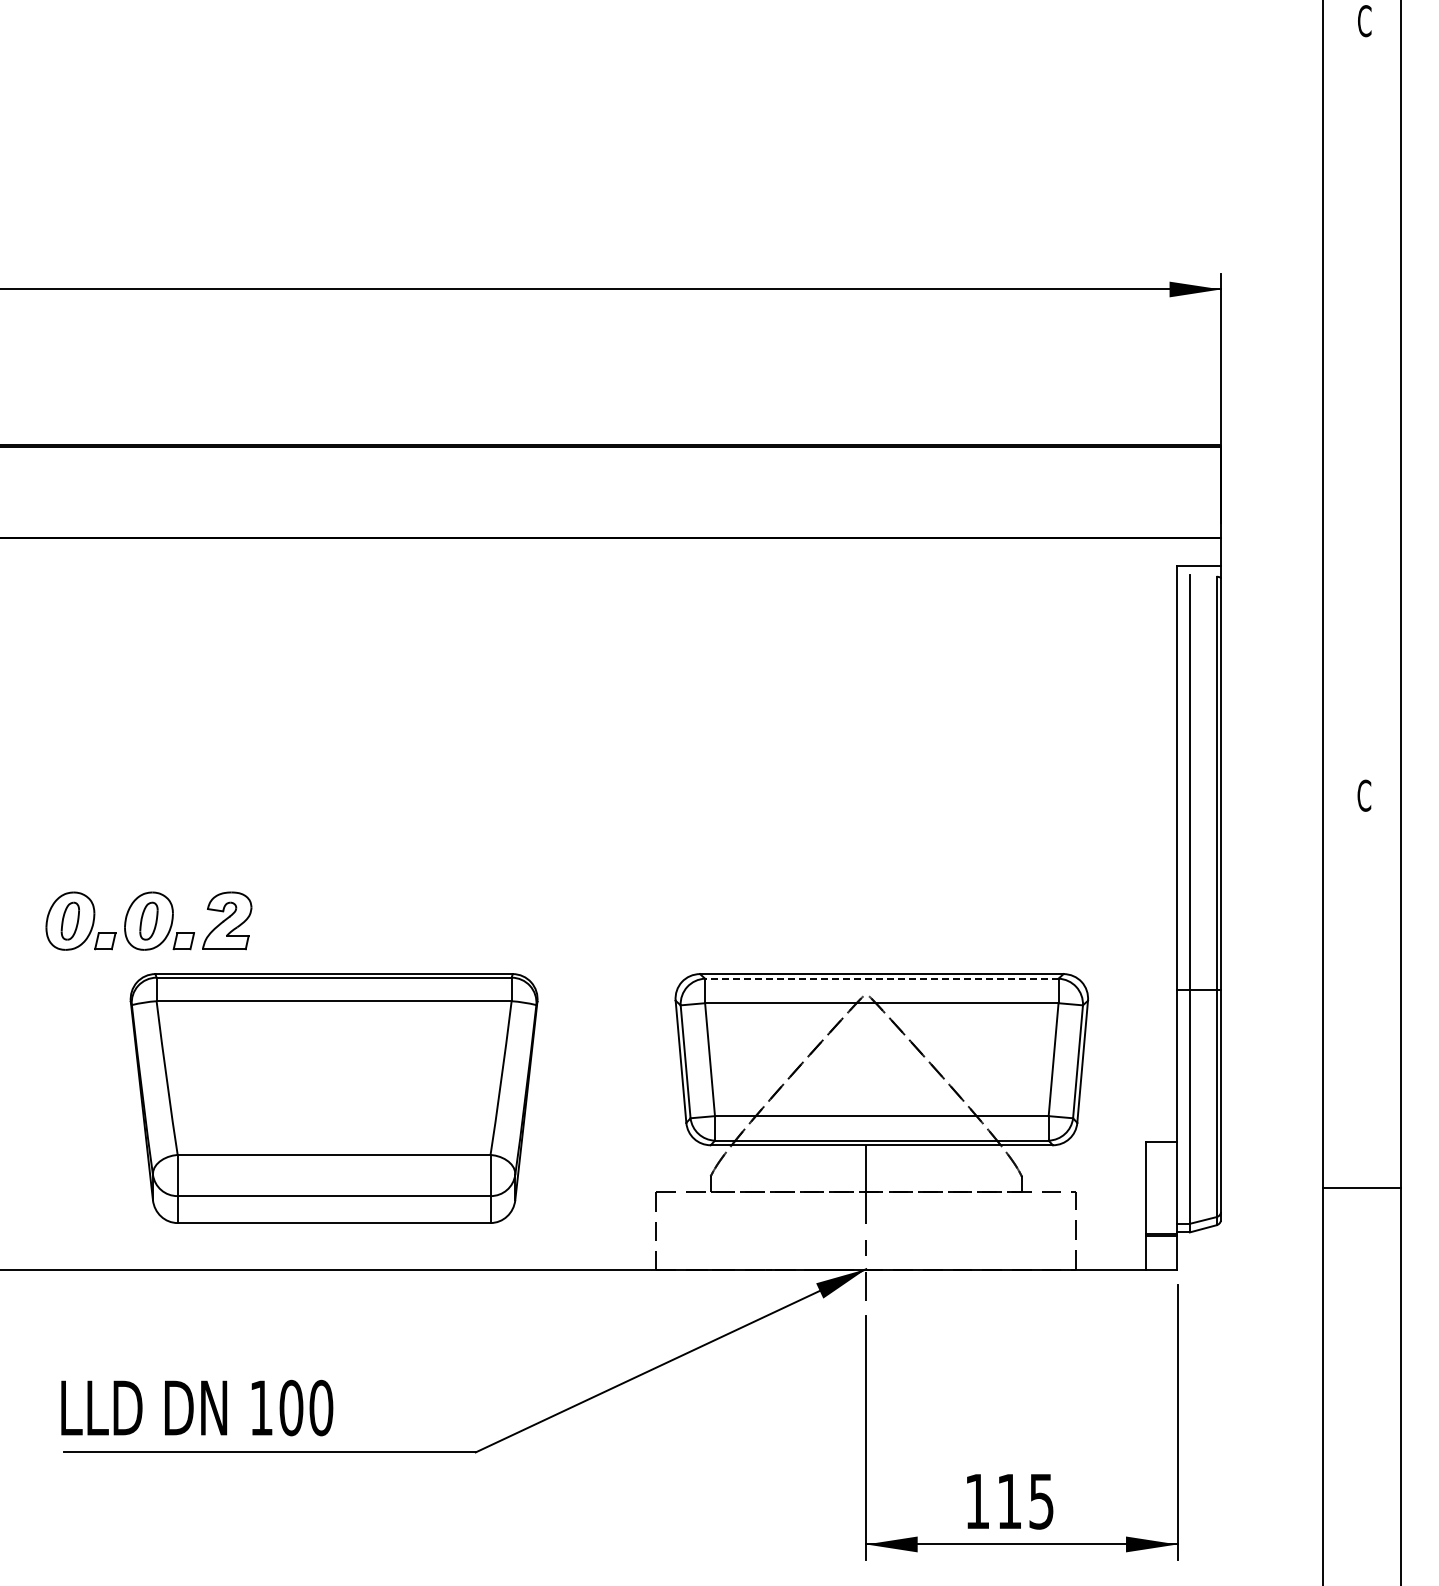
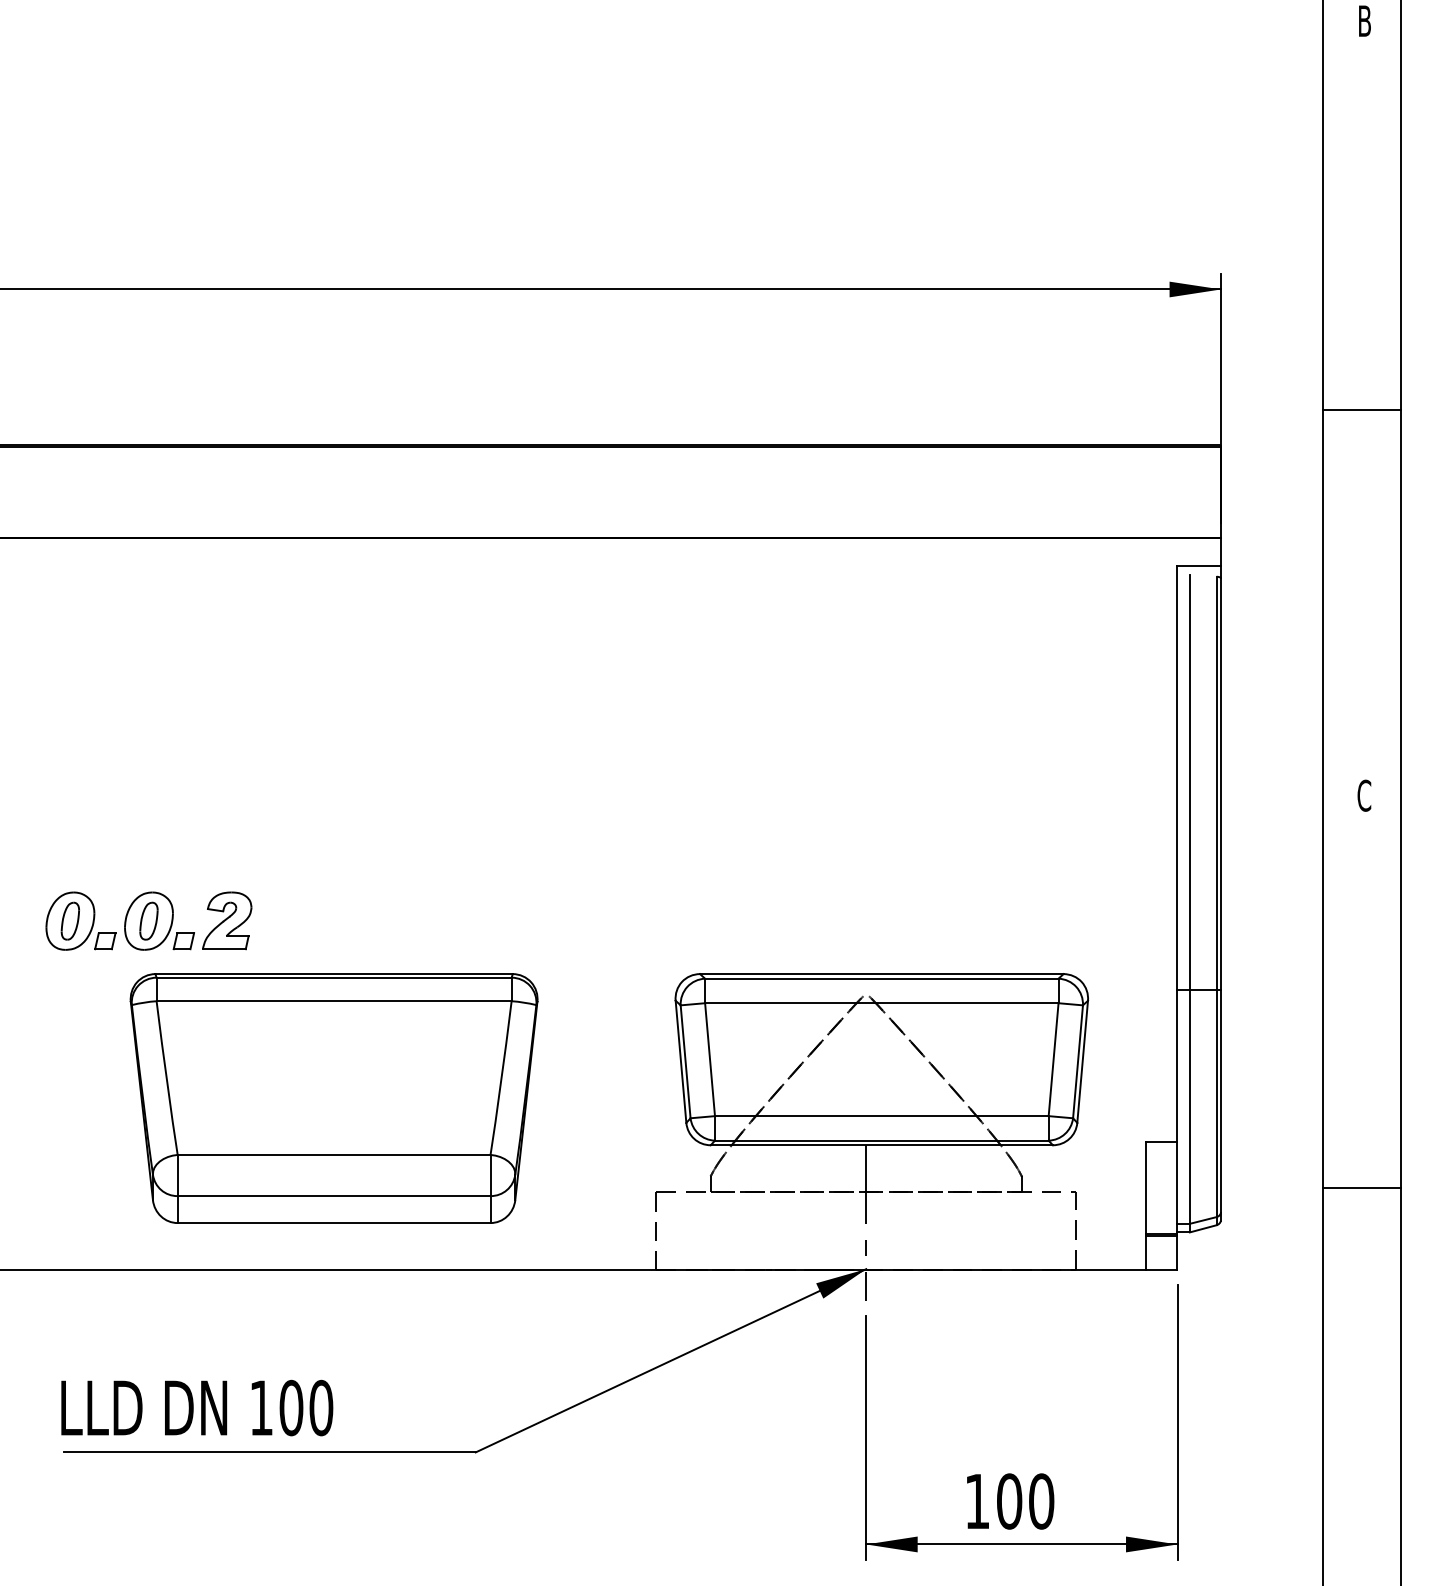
text: C -> B (1364, 21)
line: none -> present (1361, 410)
line: dashed -> solid (881, 978)
text: 115 -> 100 (1025, 1501)
